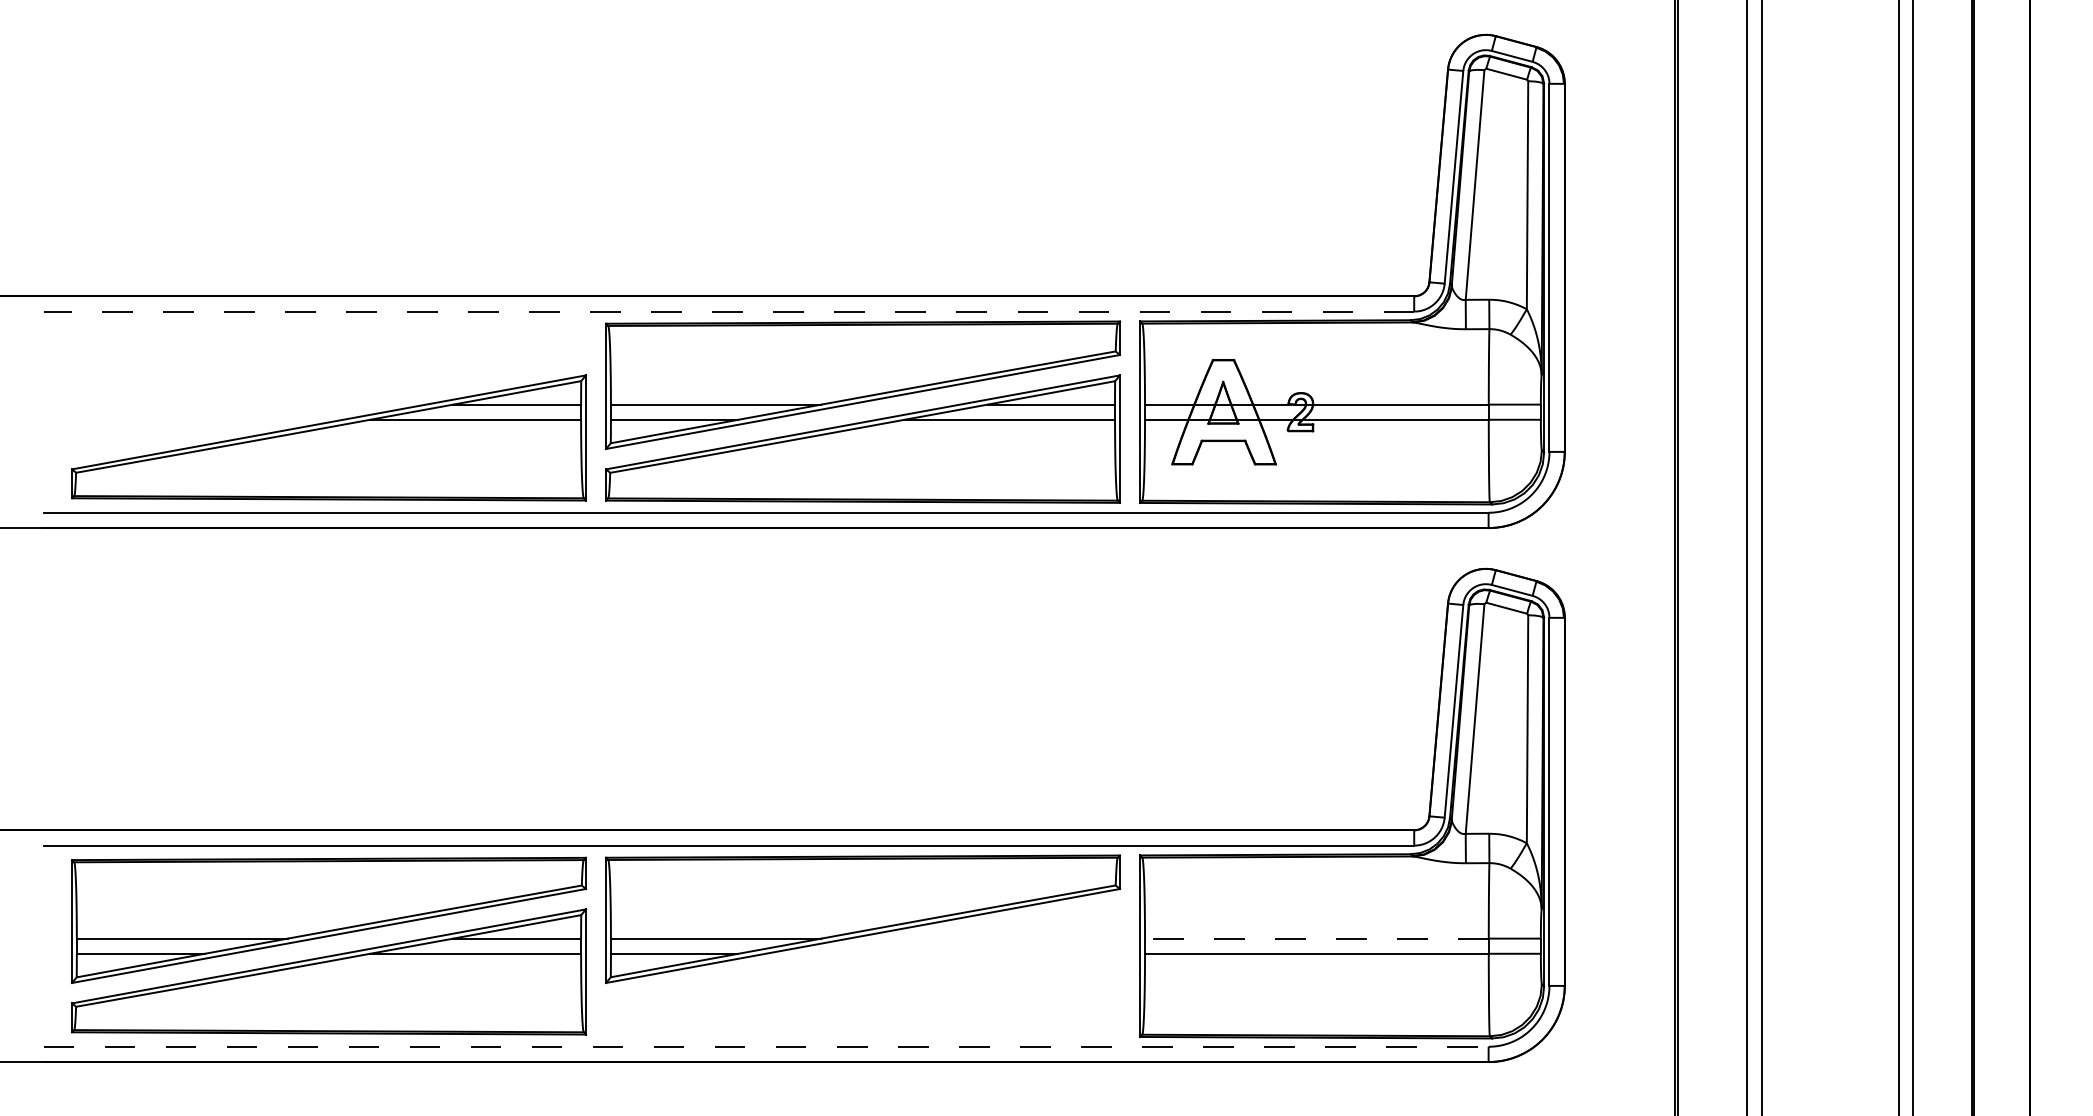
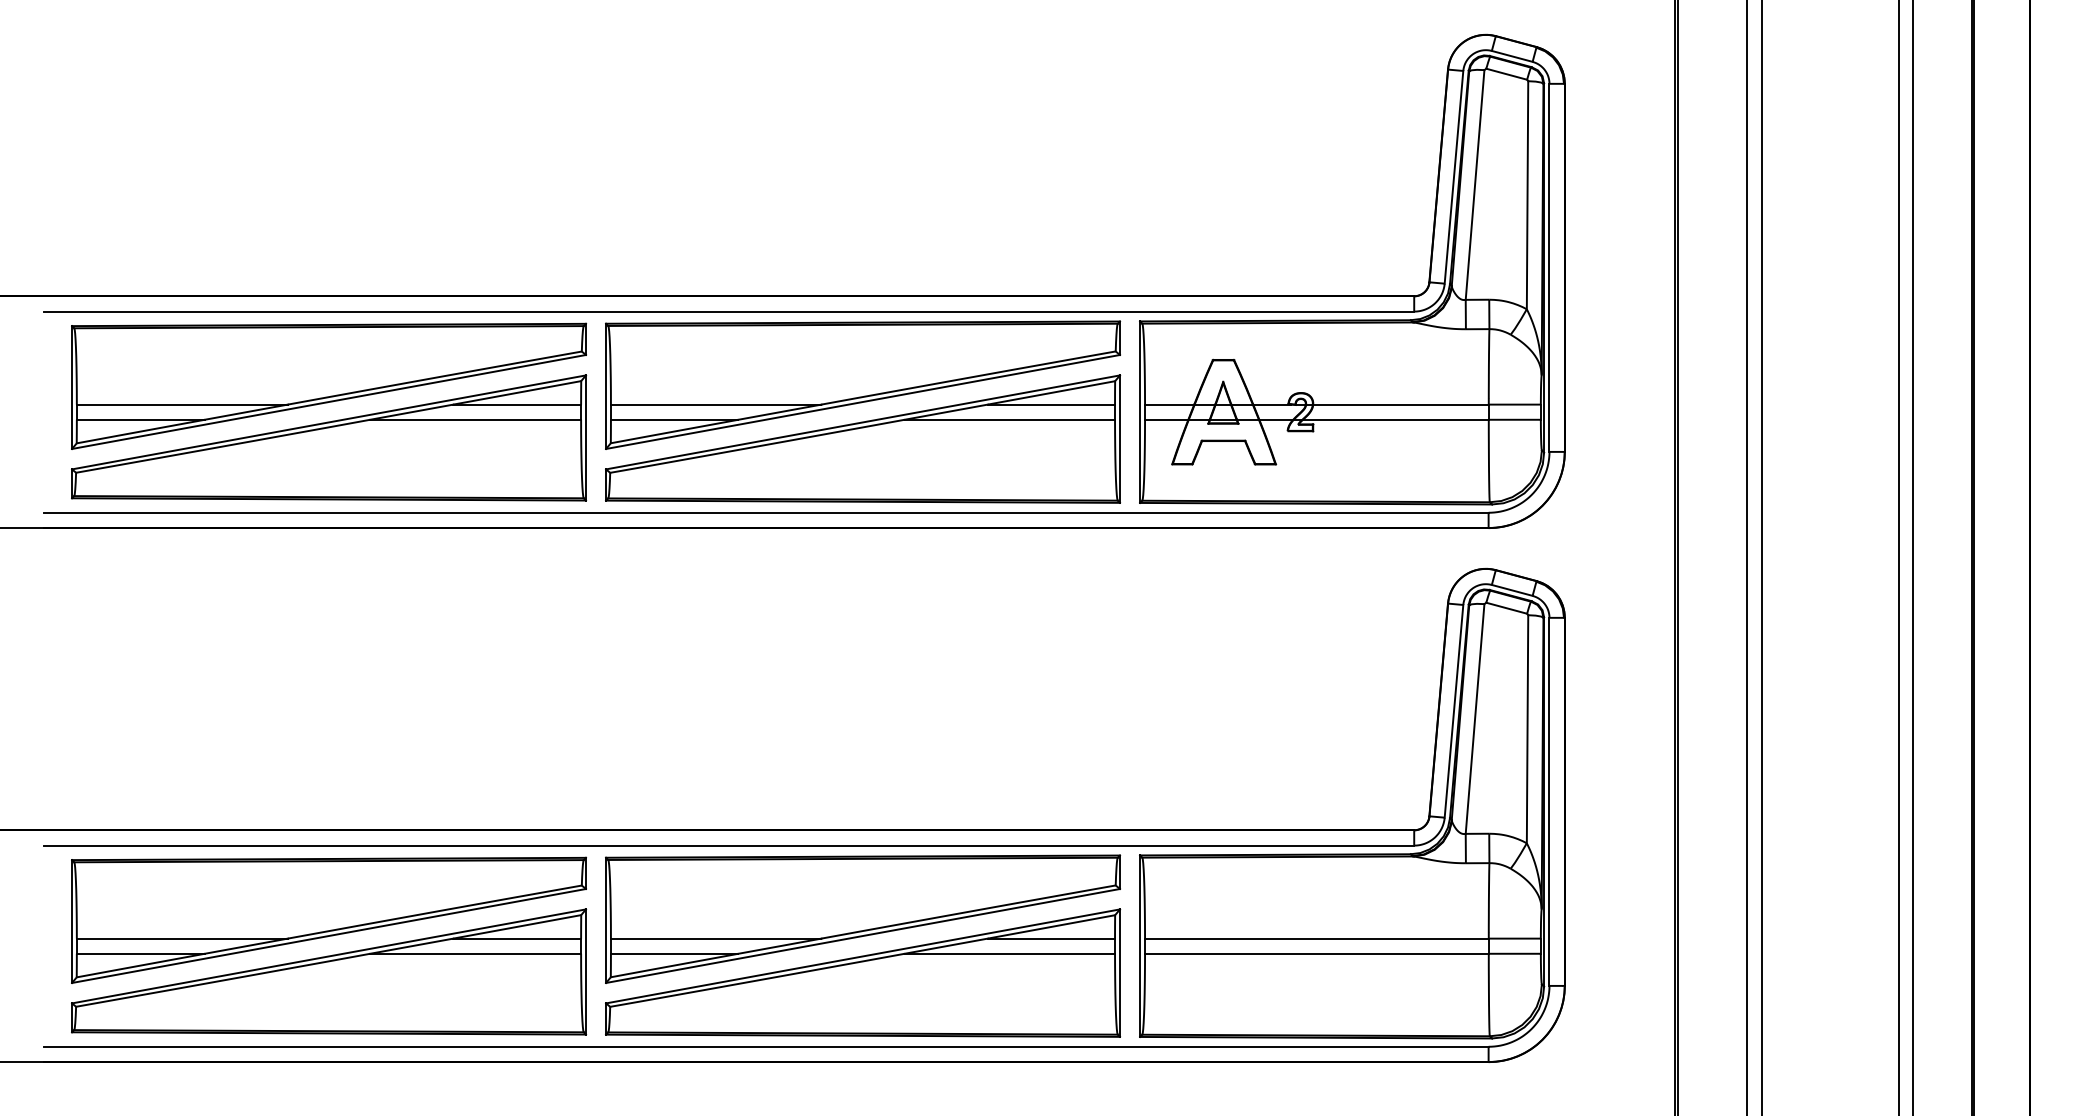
line: dashed -> solid (728, 311)
part: none -> present (328, 385)
line: dashed -> solid (1316, 938)
part: none -> present (863, 972)
line: dashed -> solid (766, 1046)
